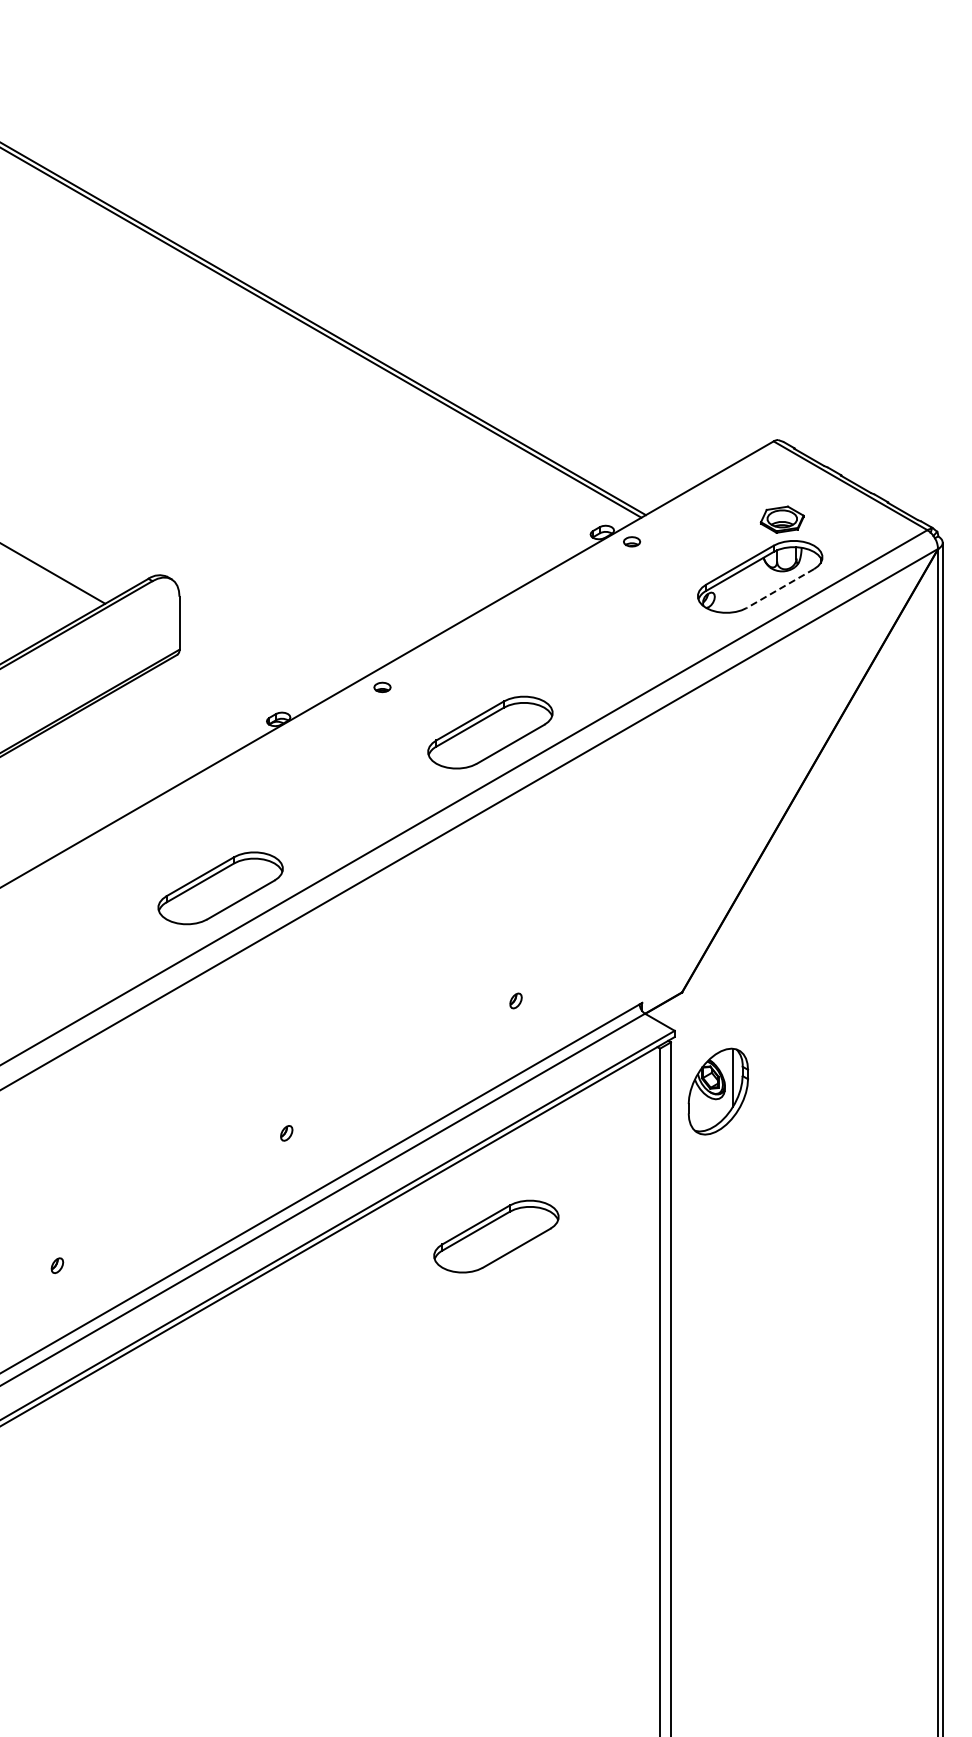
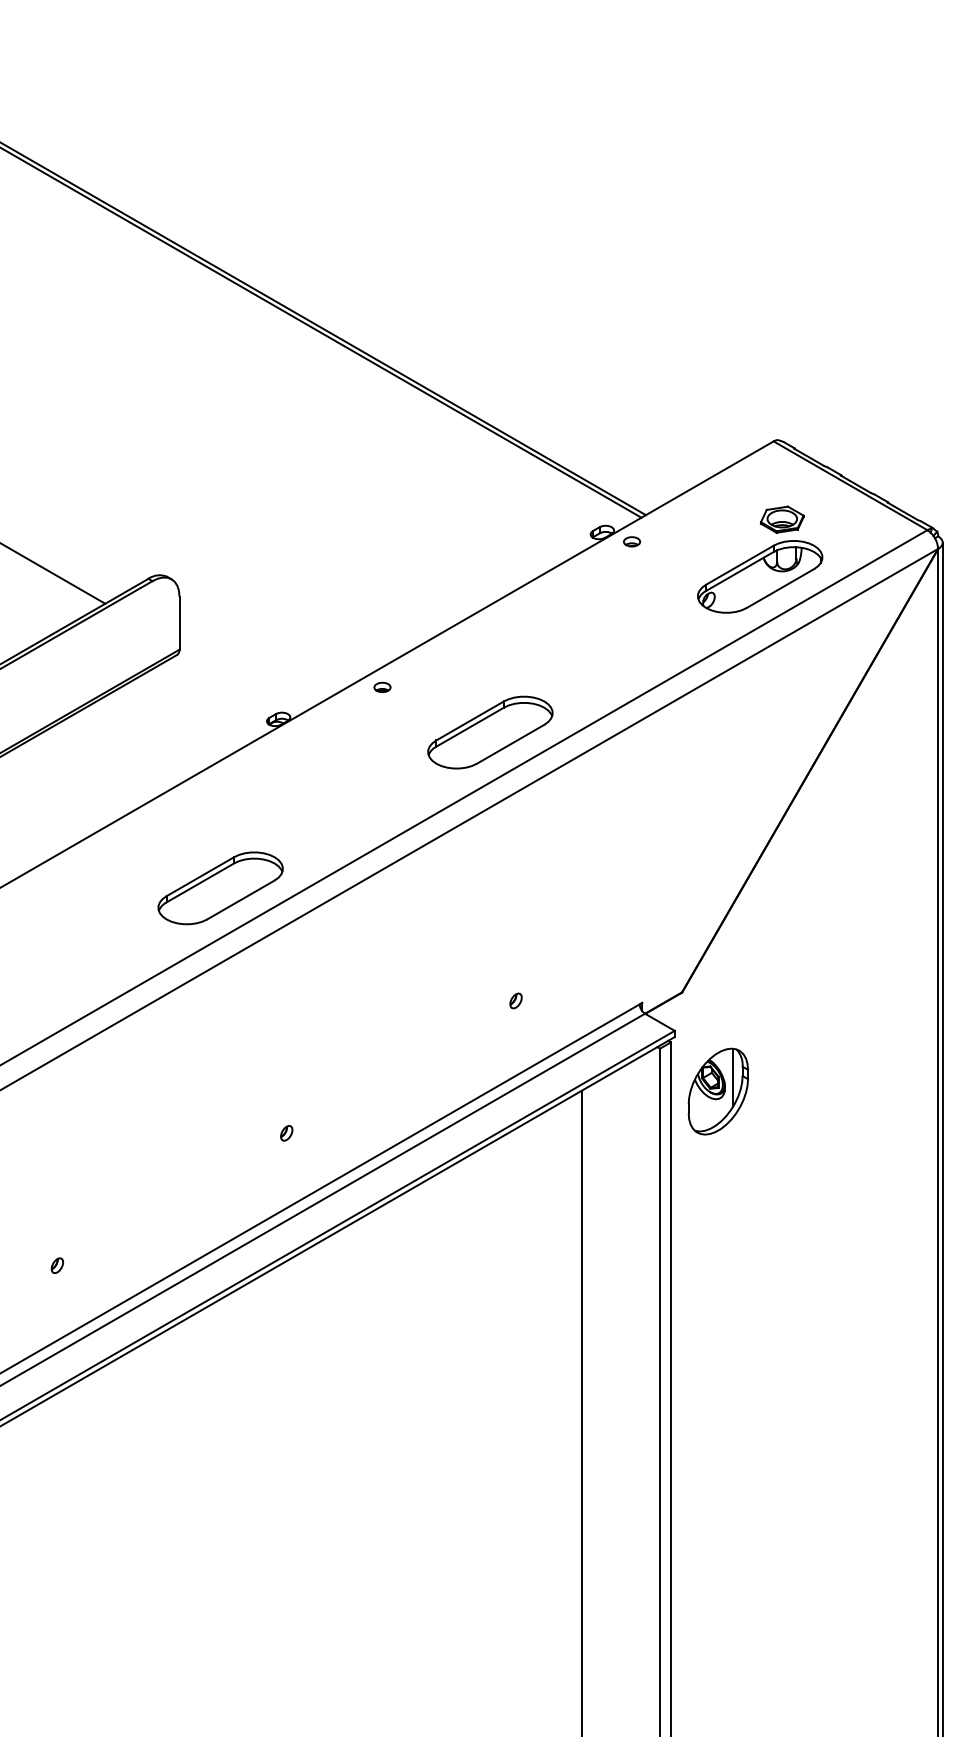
line: dashed -> solid (780, 588)
part: present -> none (496, 1236)
line: none -> present (581, 1411)
